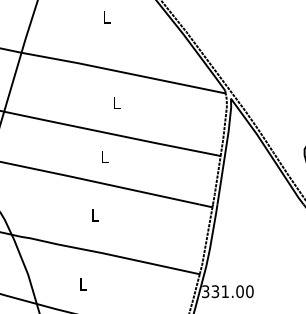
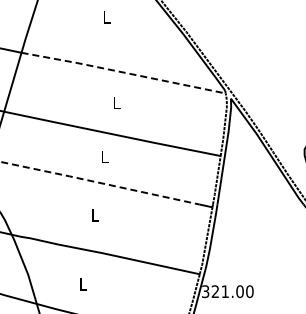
line: solid -> dashed (122, 72)
line: solid -> dashed (99, 182)
text: 331.00 -> 321.00 (215, 291)
